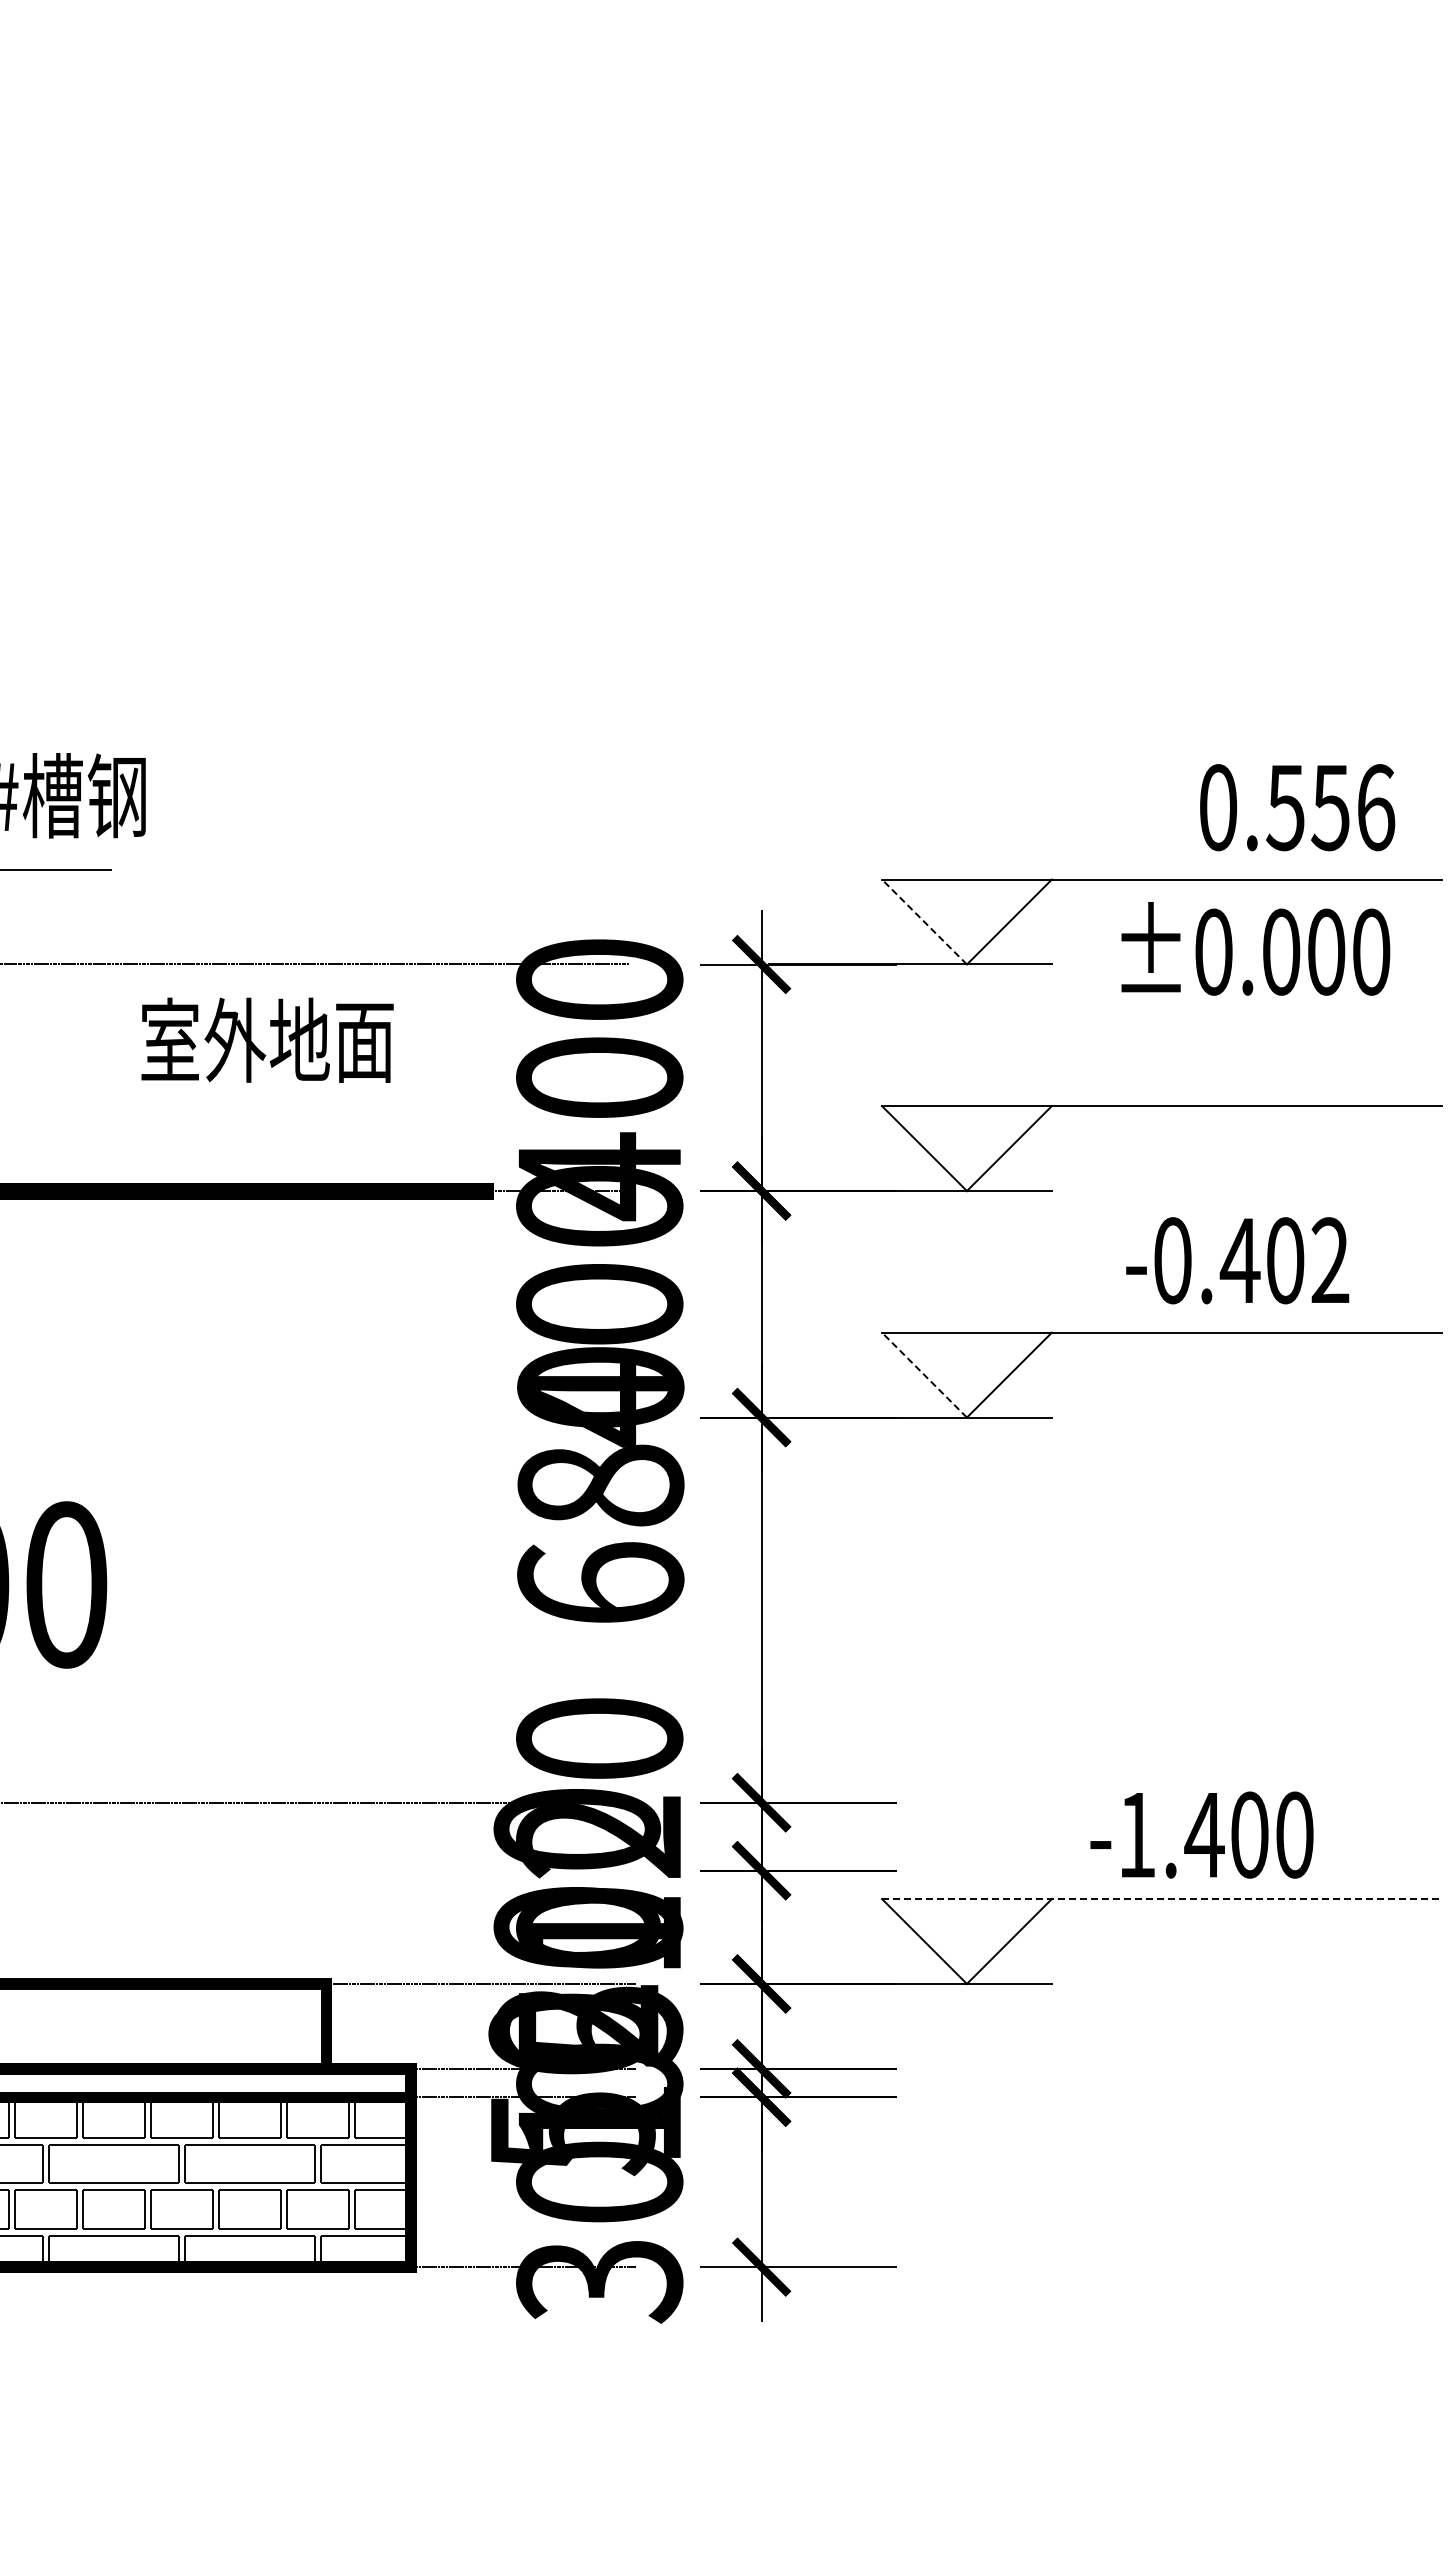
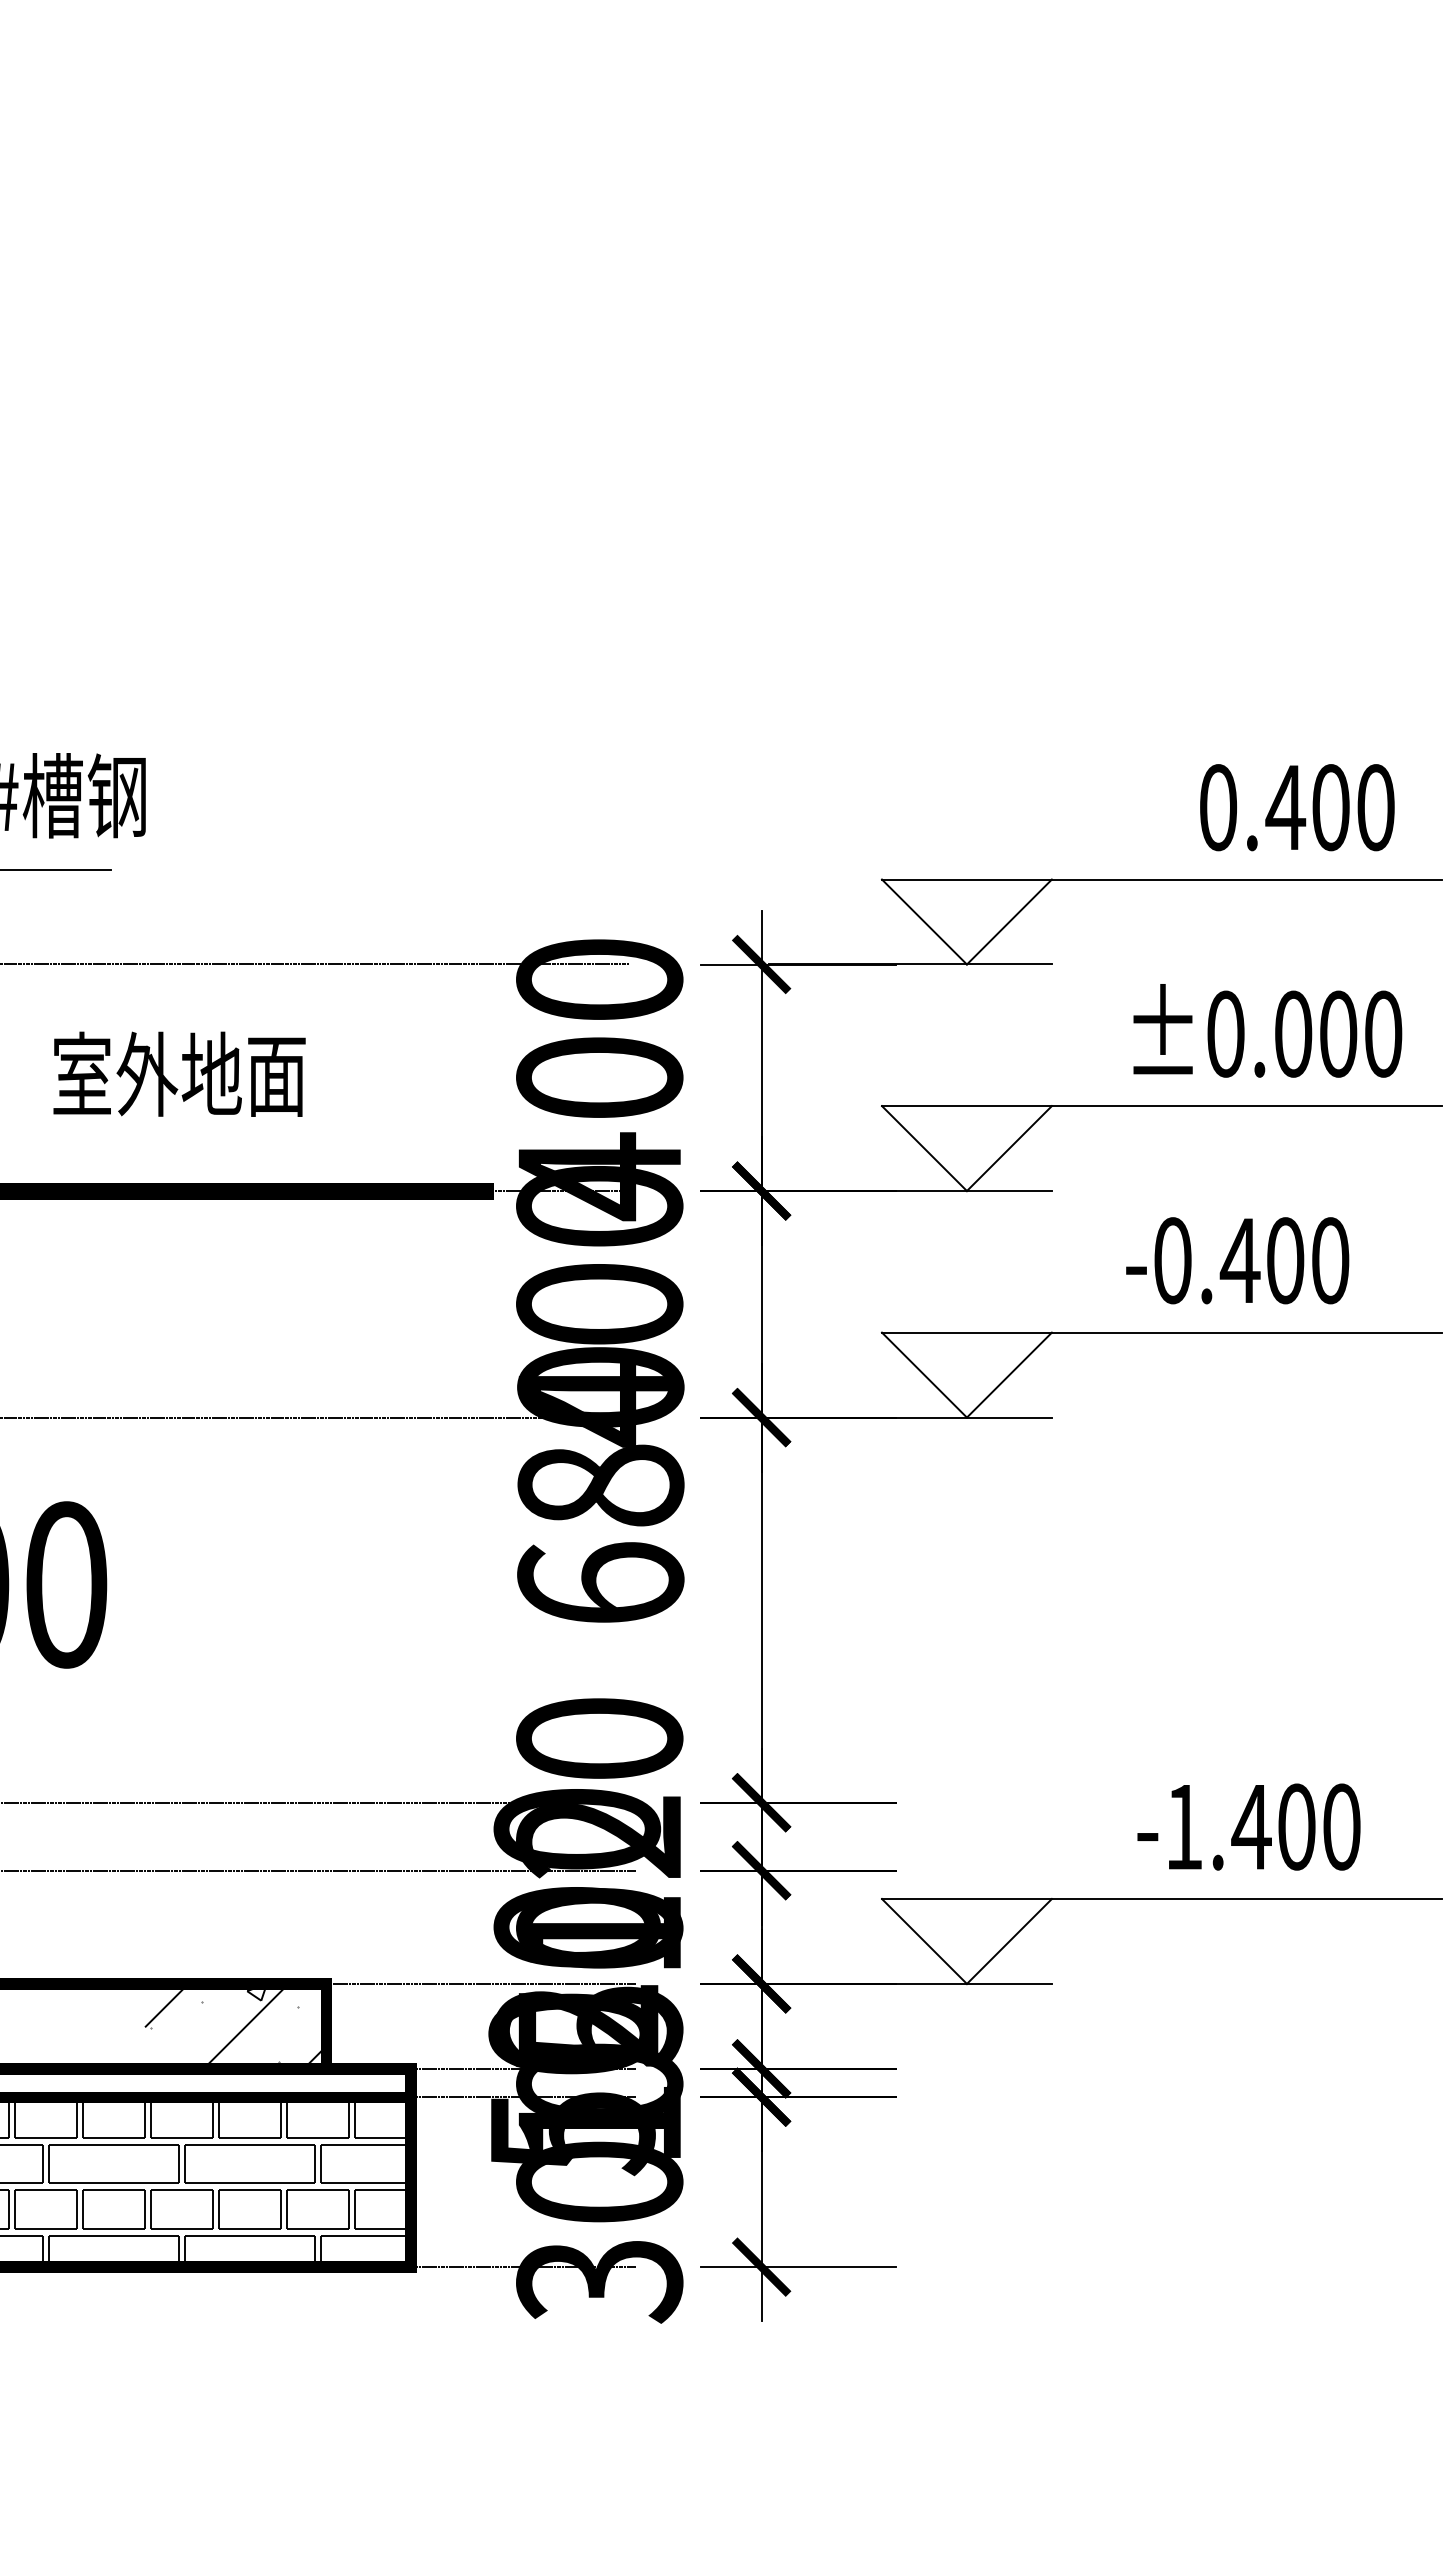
text: 0.556 -> 0.400 (1330, 807)
line: dashed -> solid (924, 921)
text position: (1255, 948) -> (1267, 1030) (1267, 1030)
text position: (267, 1039) -> (179, 1073) (179, 1073)
text: -0.402 -> -0.400 (1330, 1260)
line: dashed -> solid (924, 1374)
line: none -> present (315, 1417)
text position: (1201, 1834) -> (1248, 1826) (1248, 1826)
line: none -> present (318, 1870)
line: dashed -> solid (1162, 1898)
hatch: none -> present (235, 2025)
